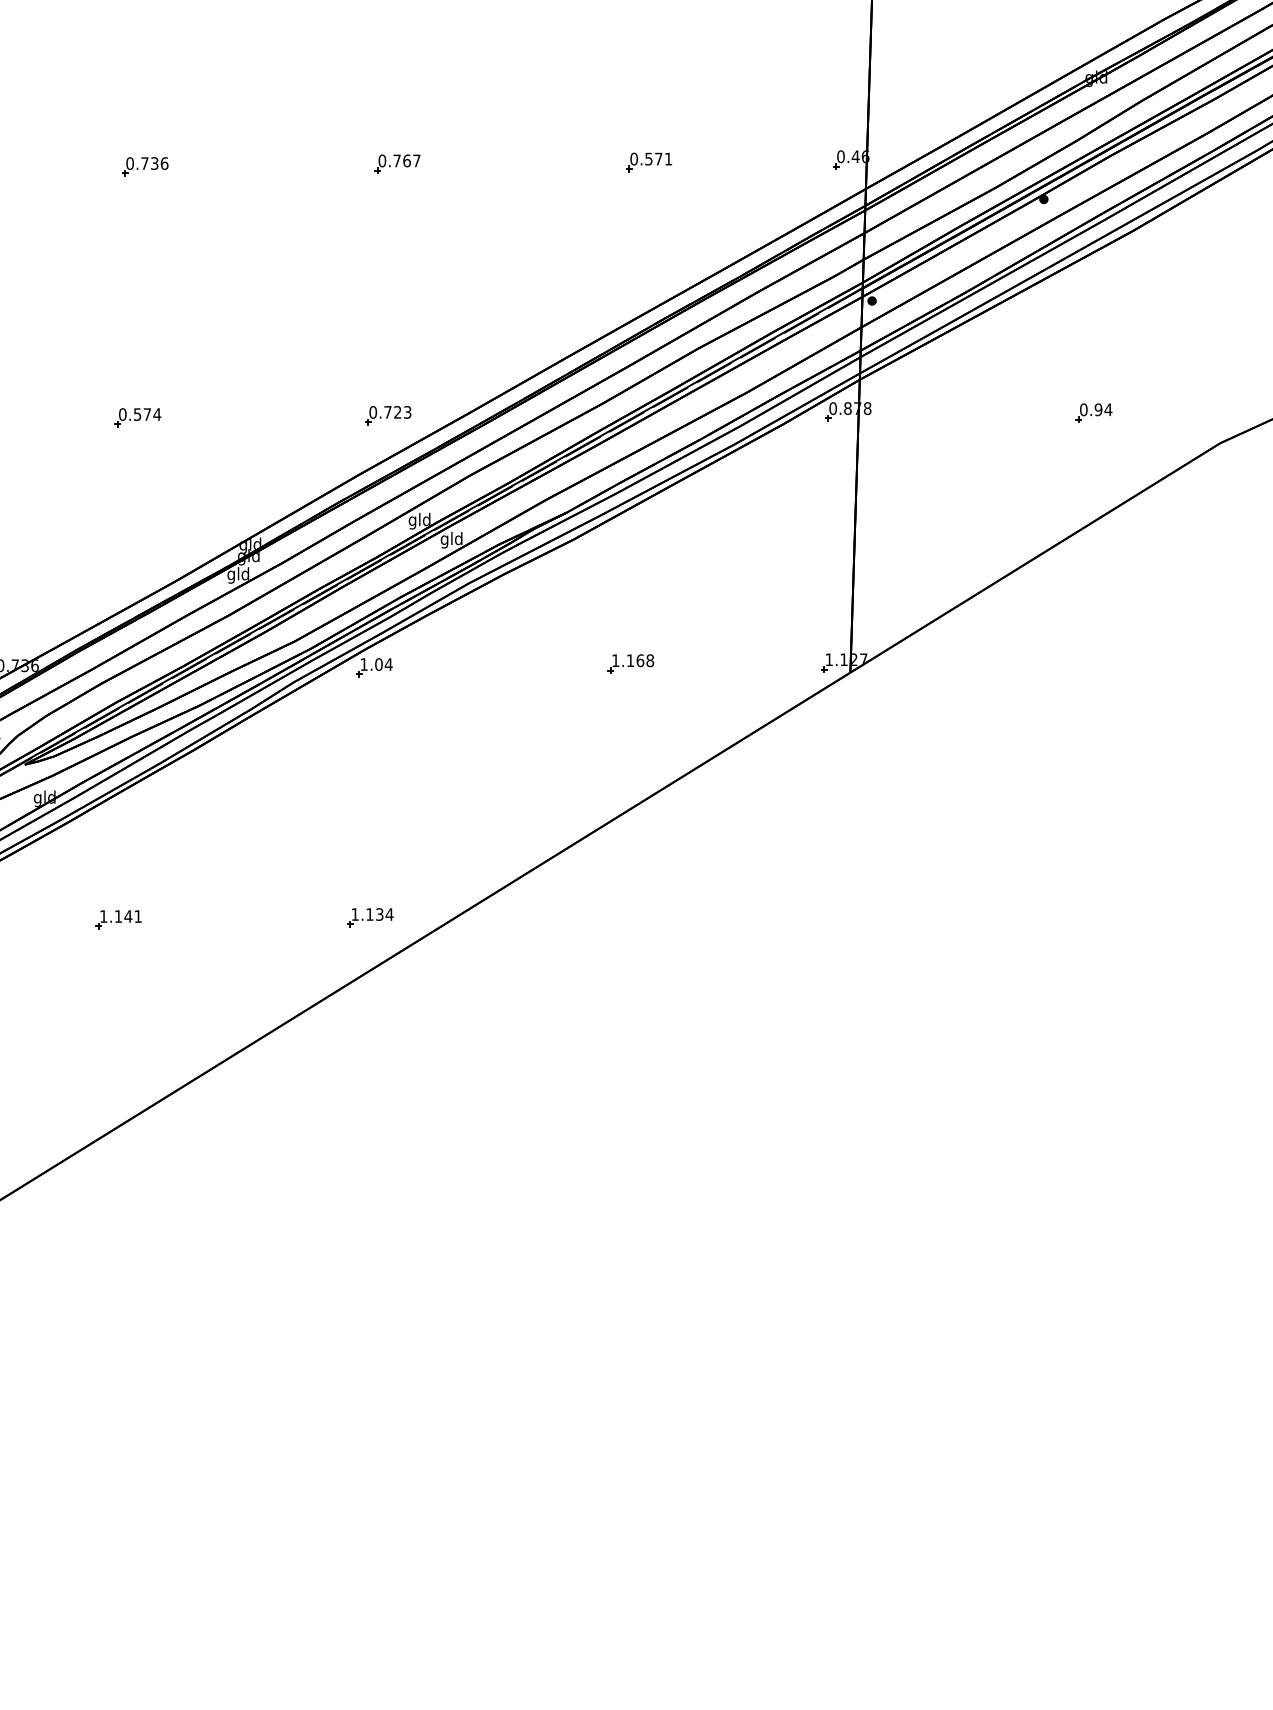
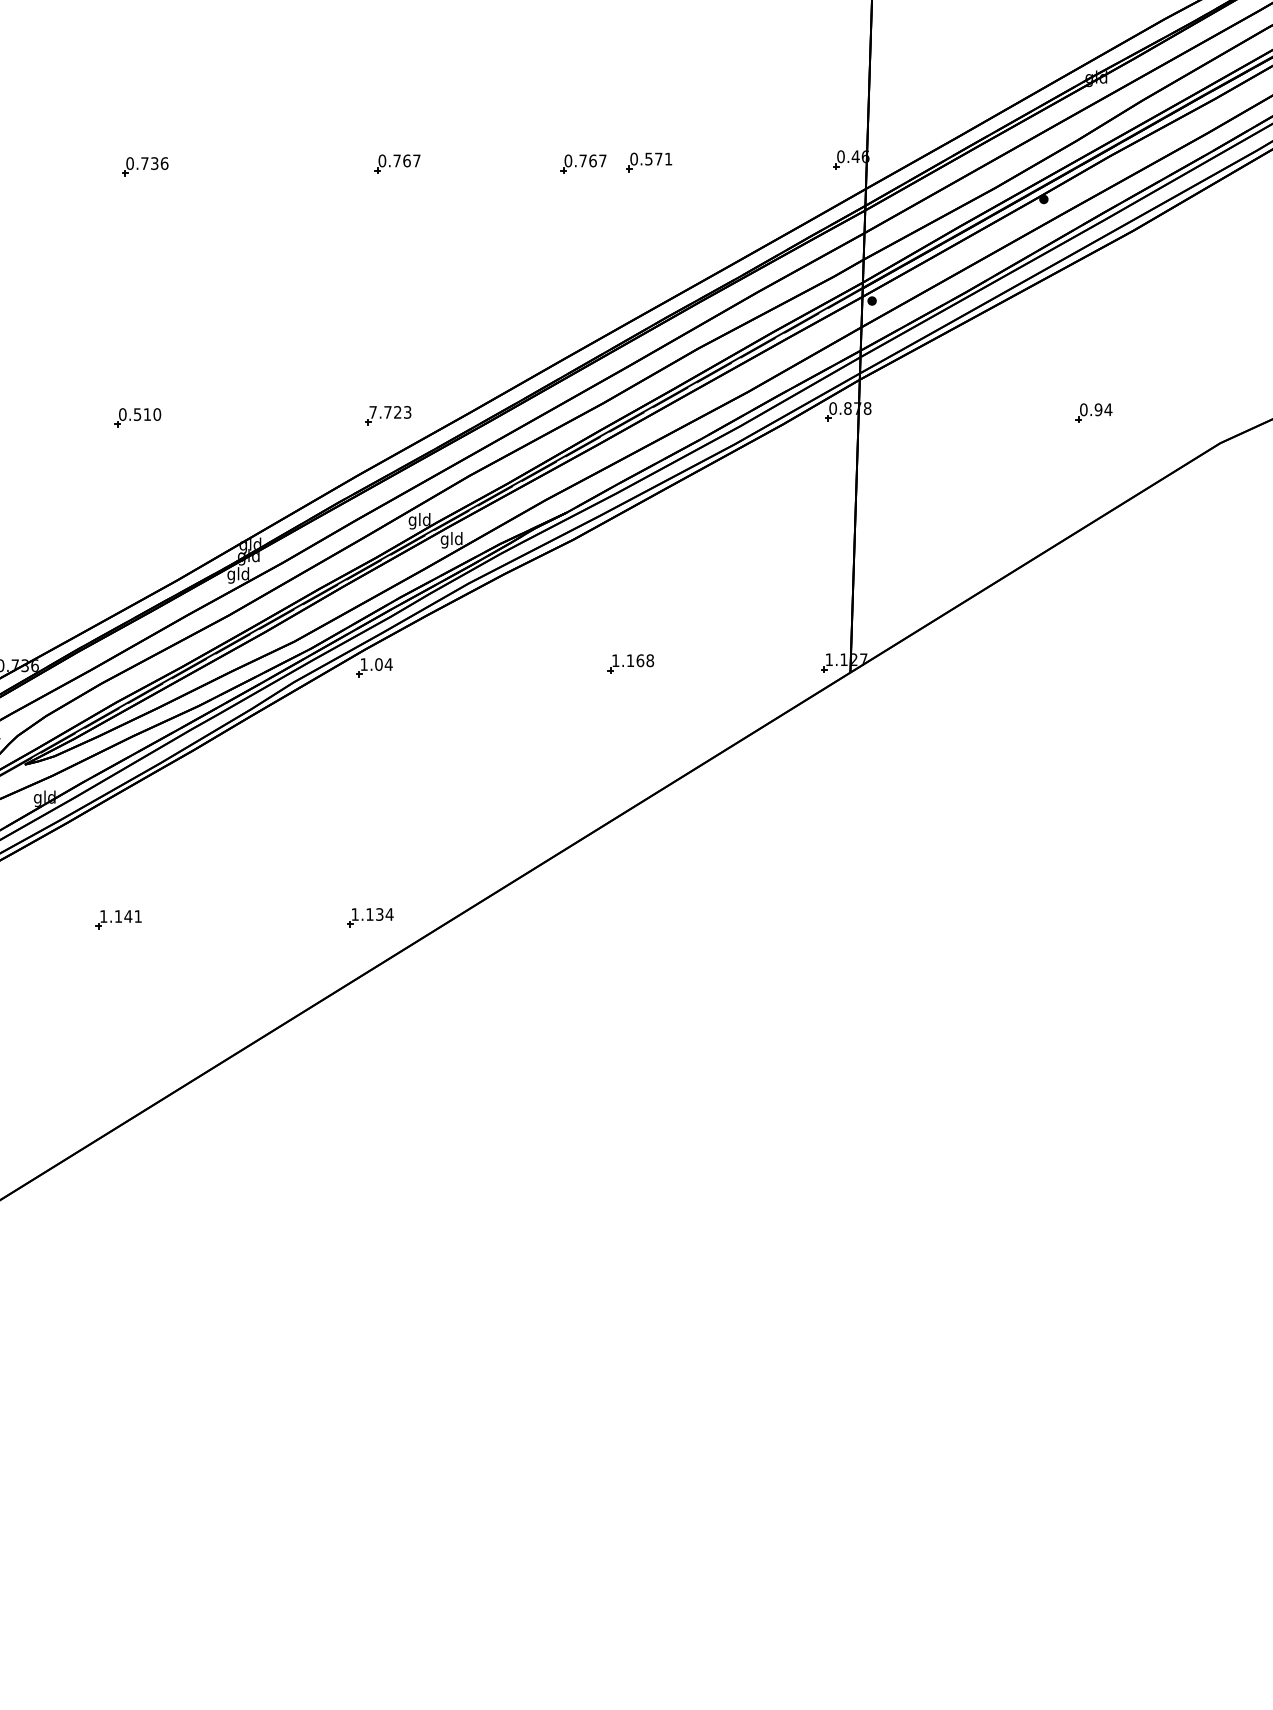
part: none -> present (583, 163)
text: 0.723 -> 7.723 (373, 412)
text: 0.574 -> 0.510 (152, 414)
